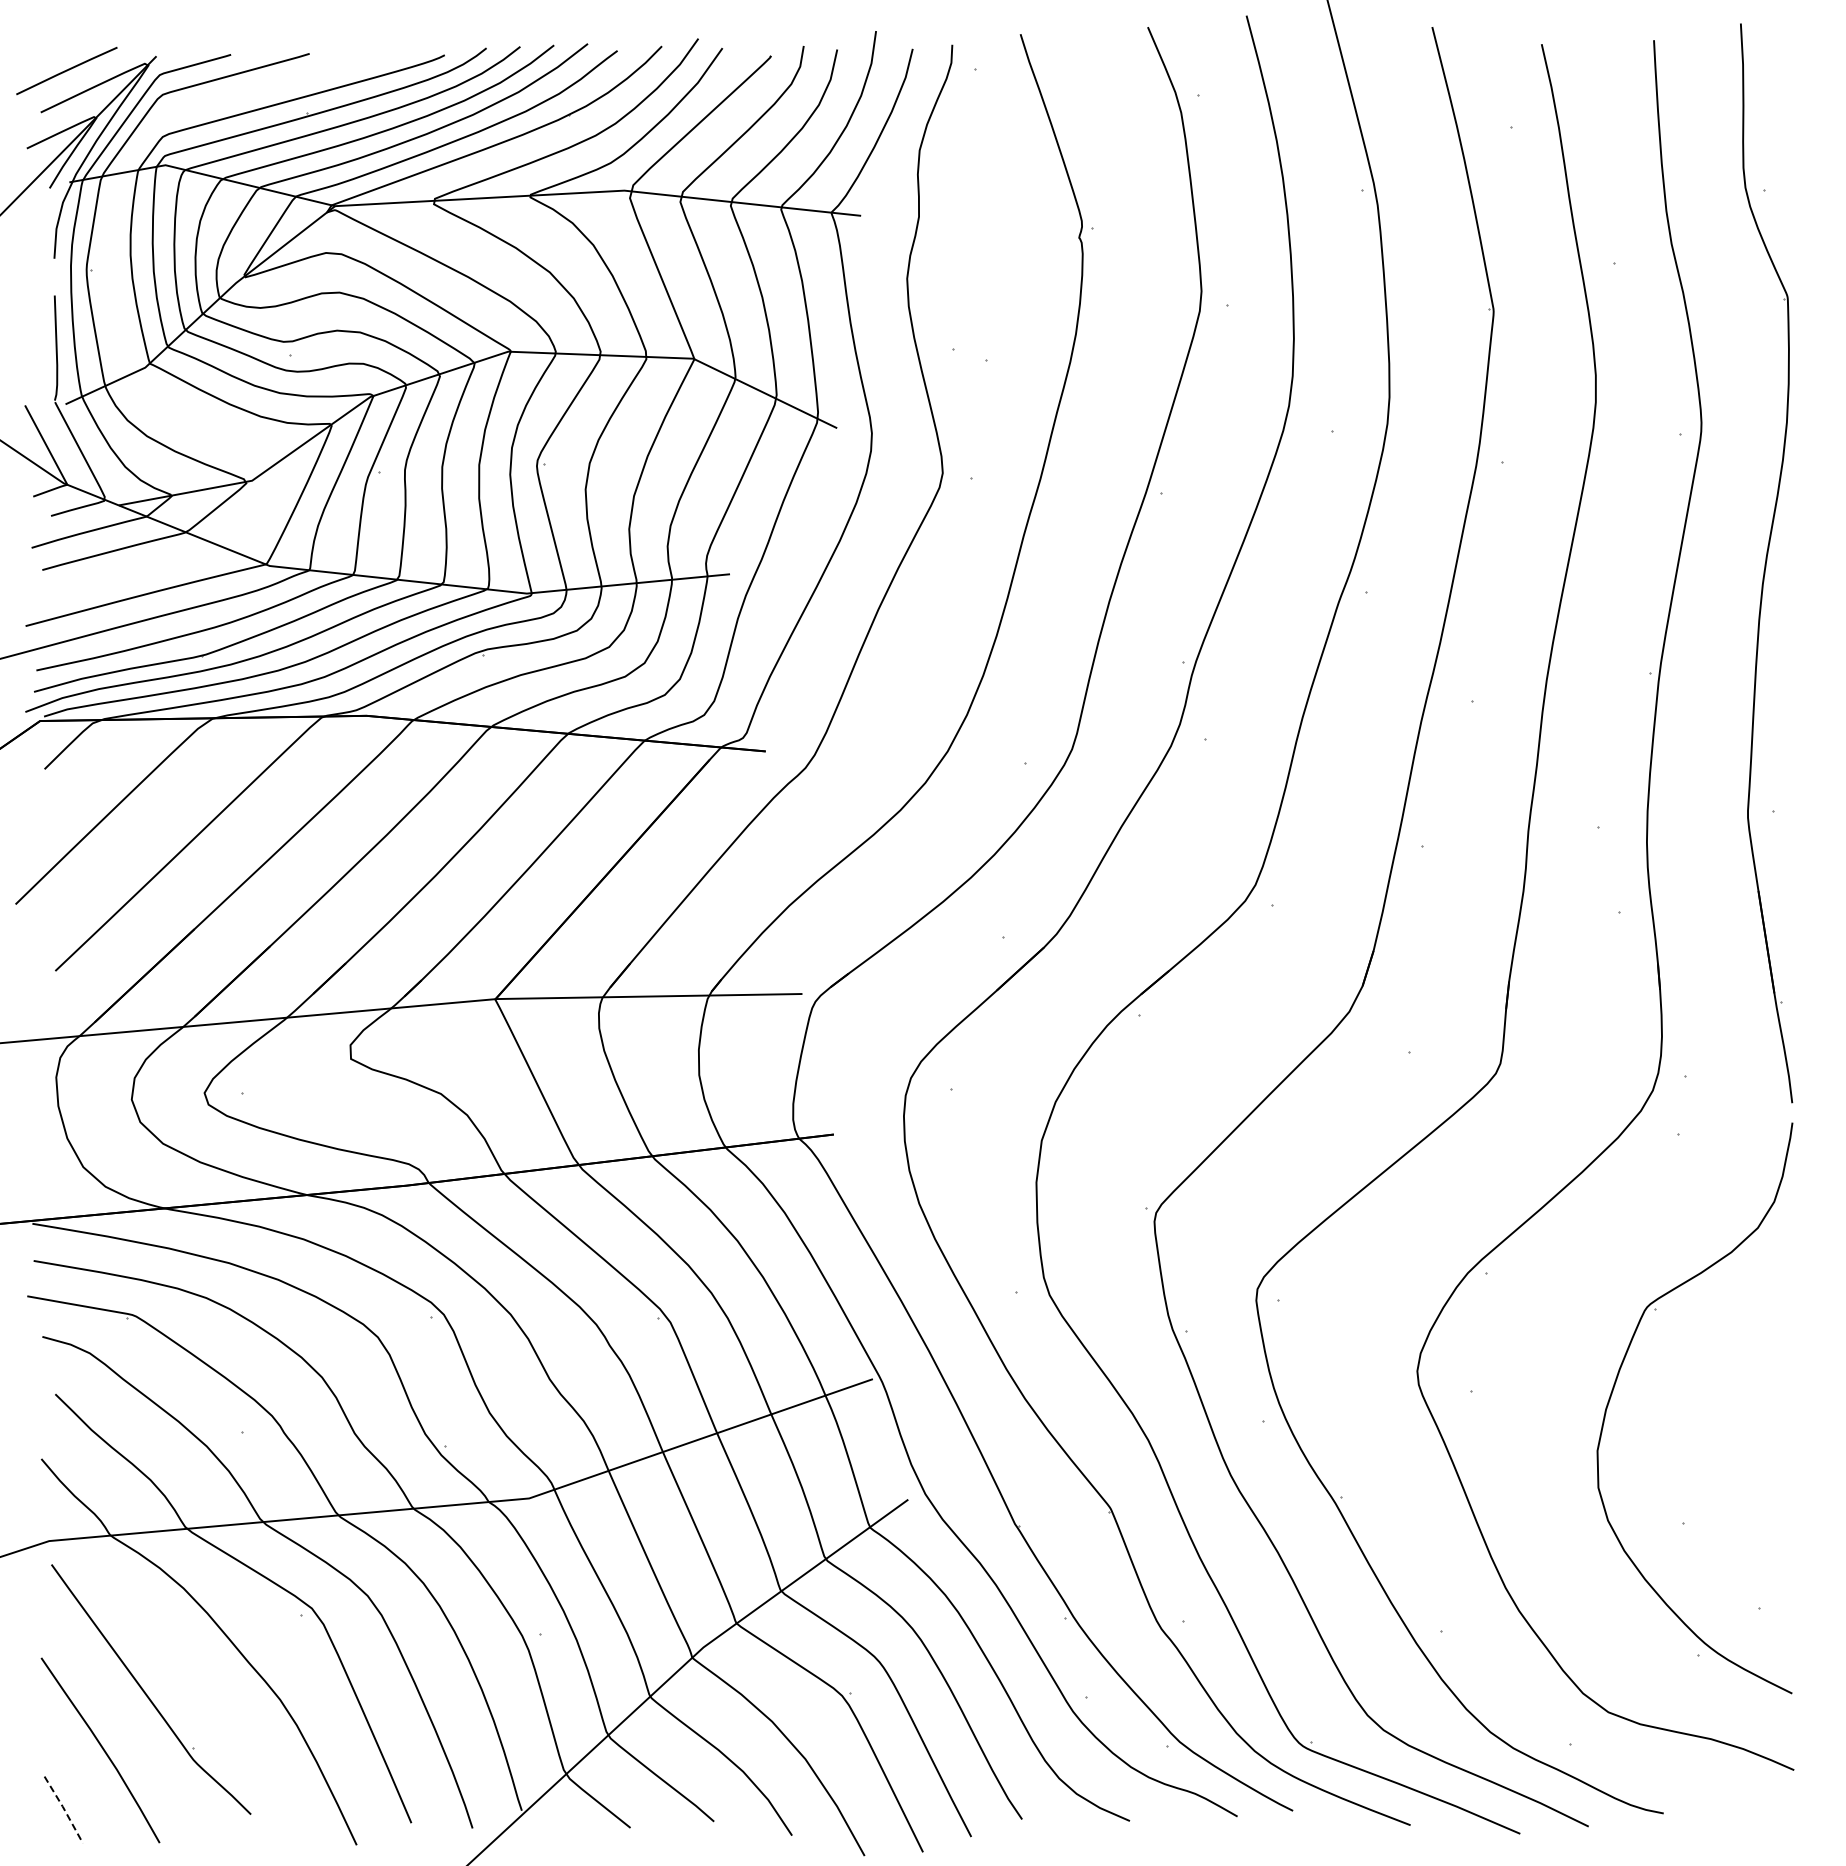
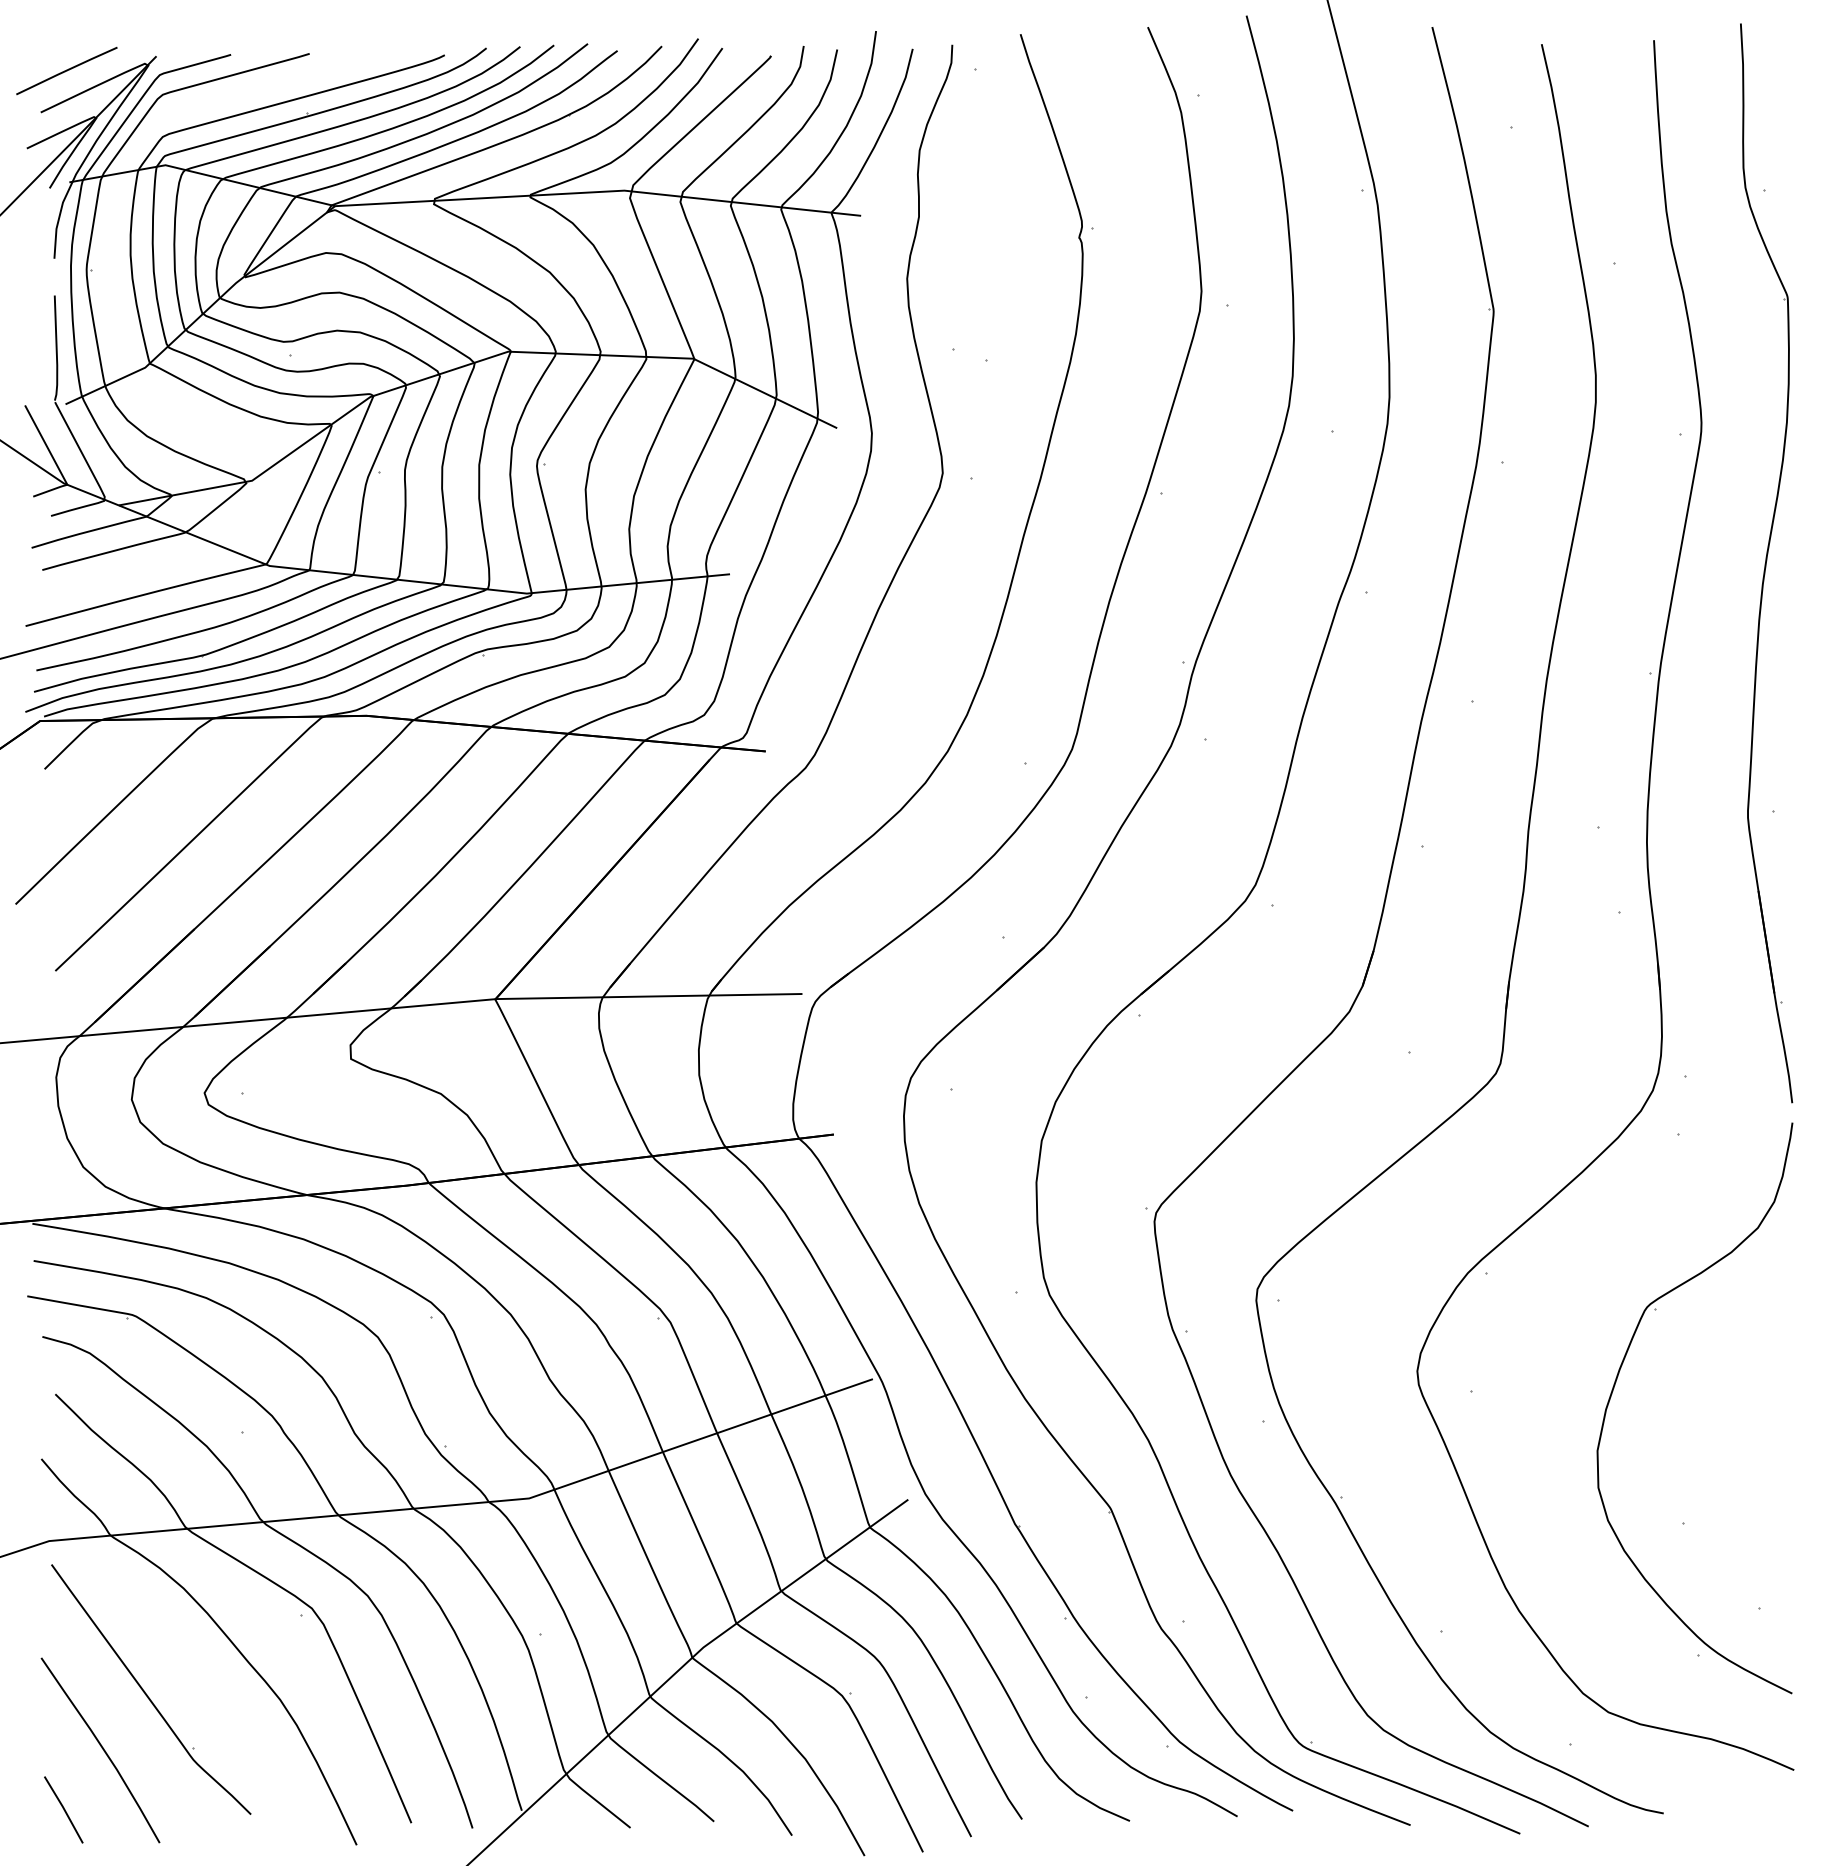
line: dashed -> solid (64, 1809)
